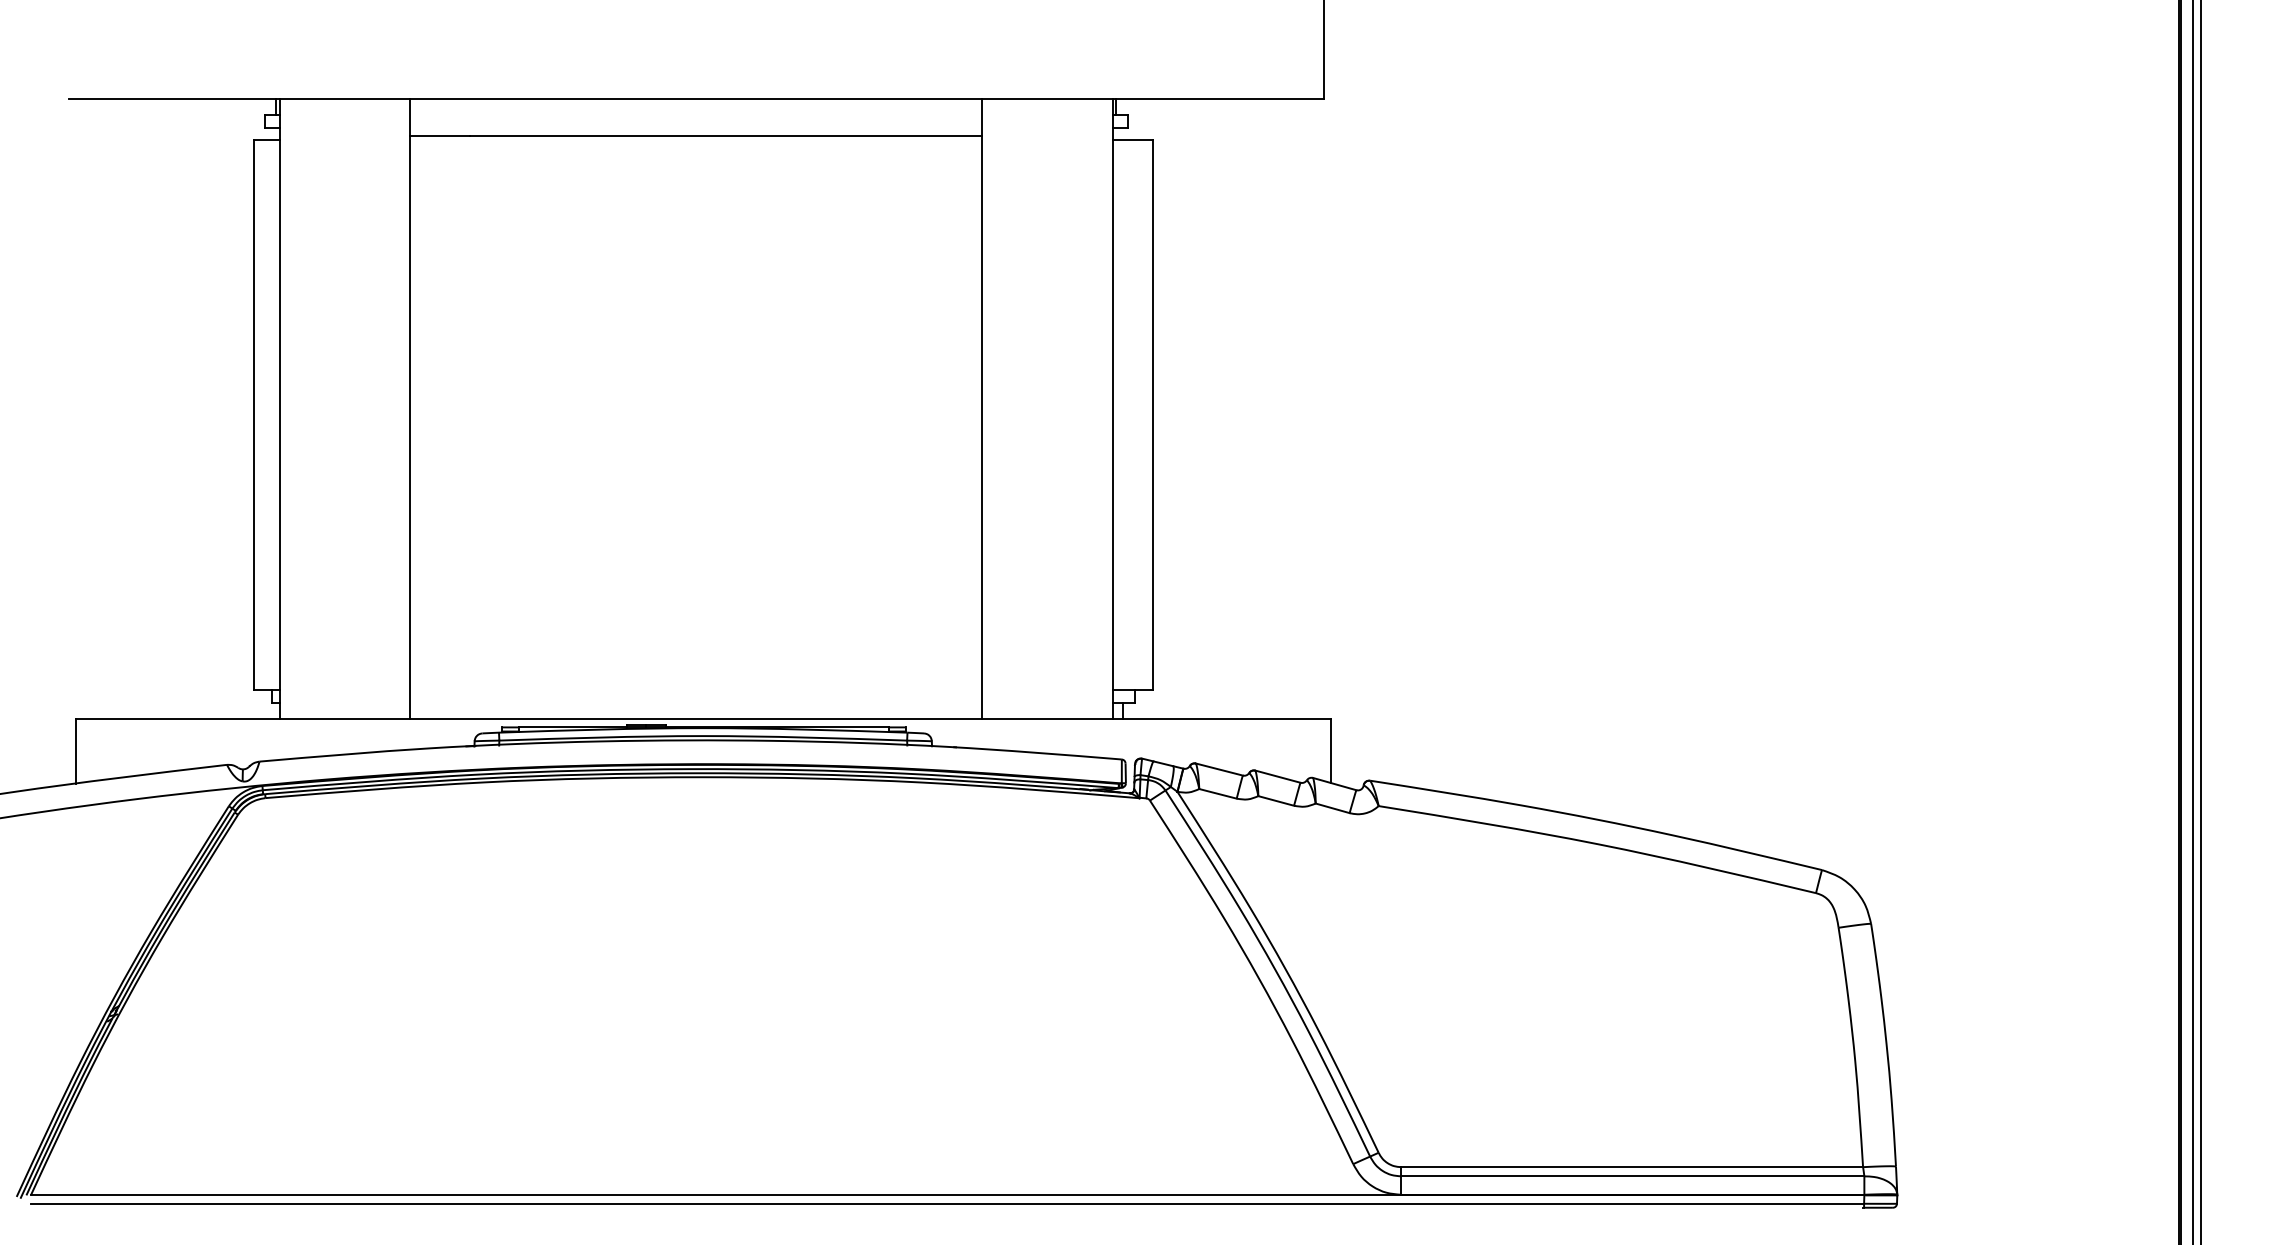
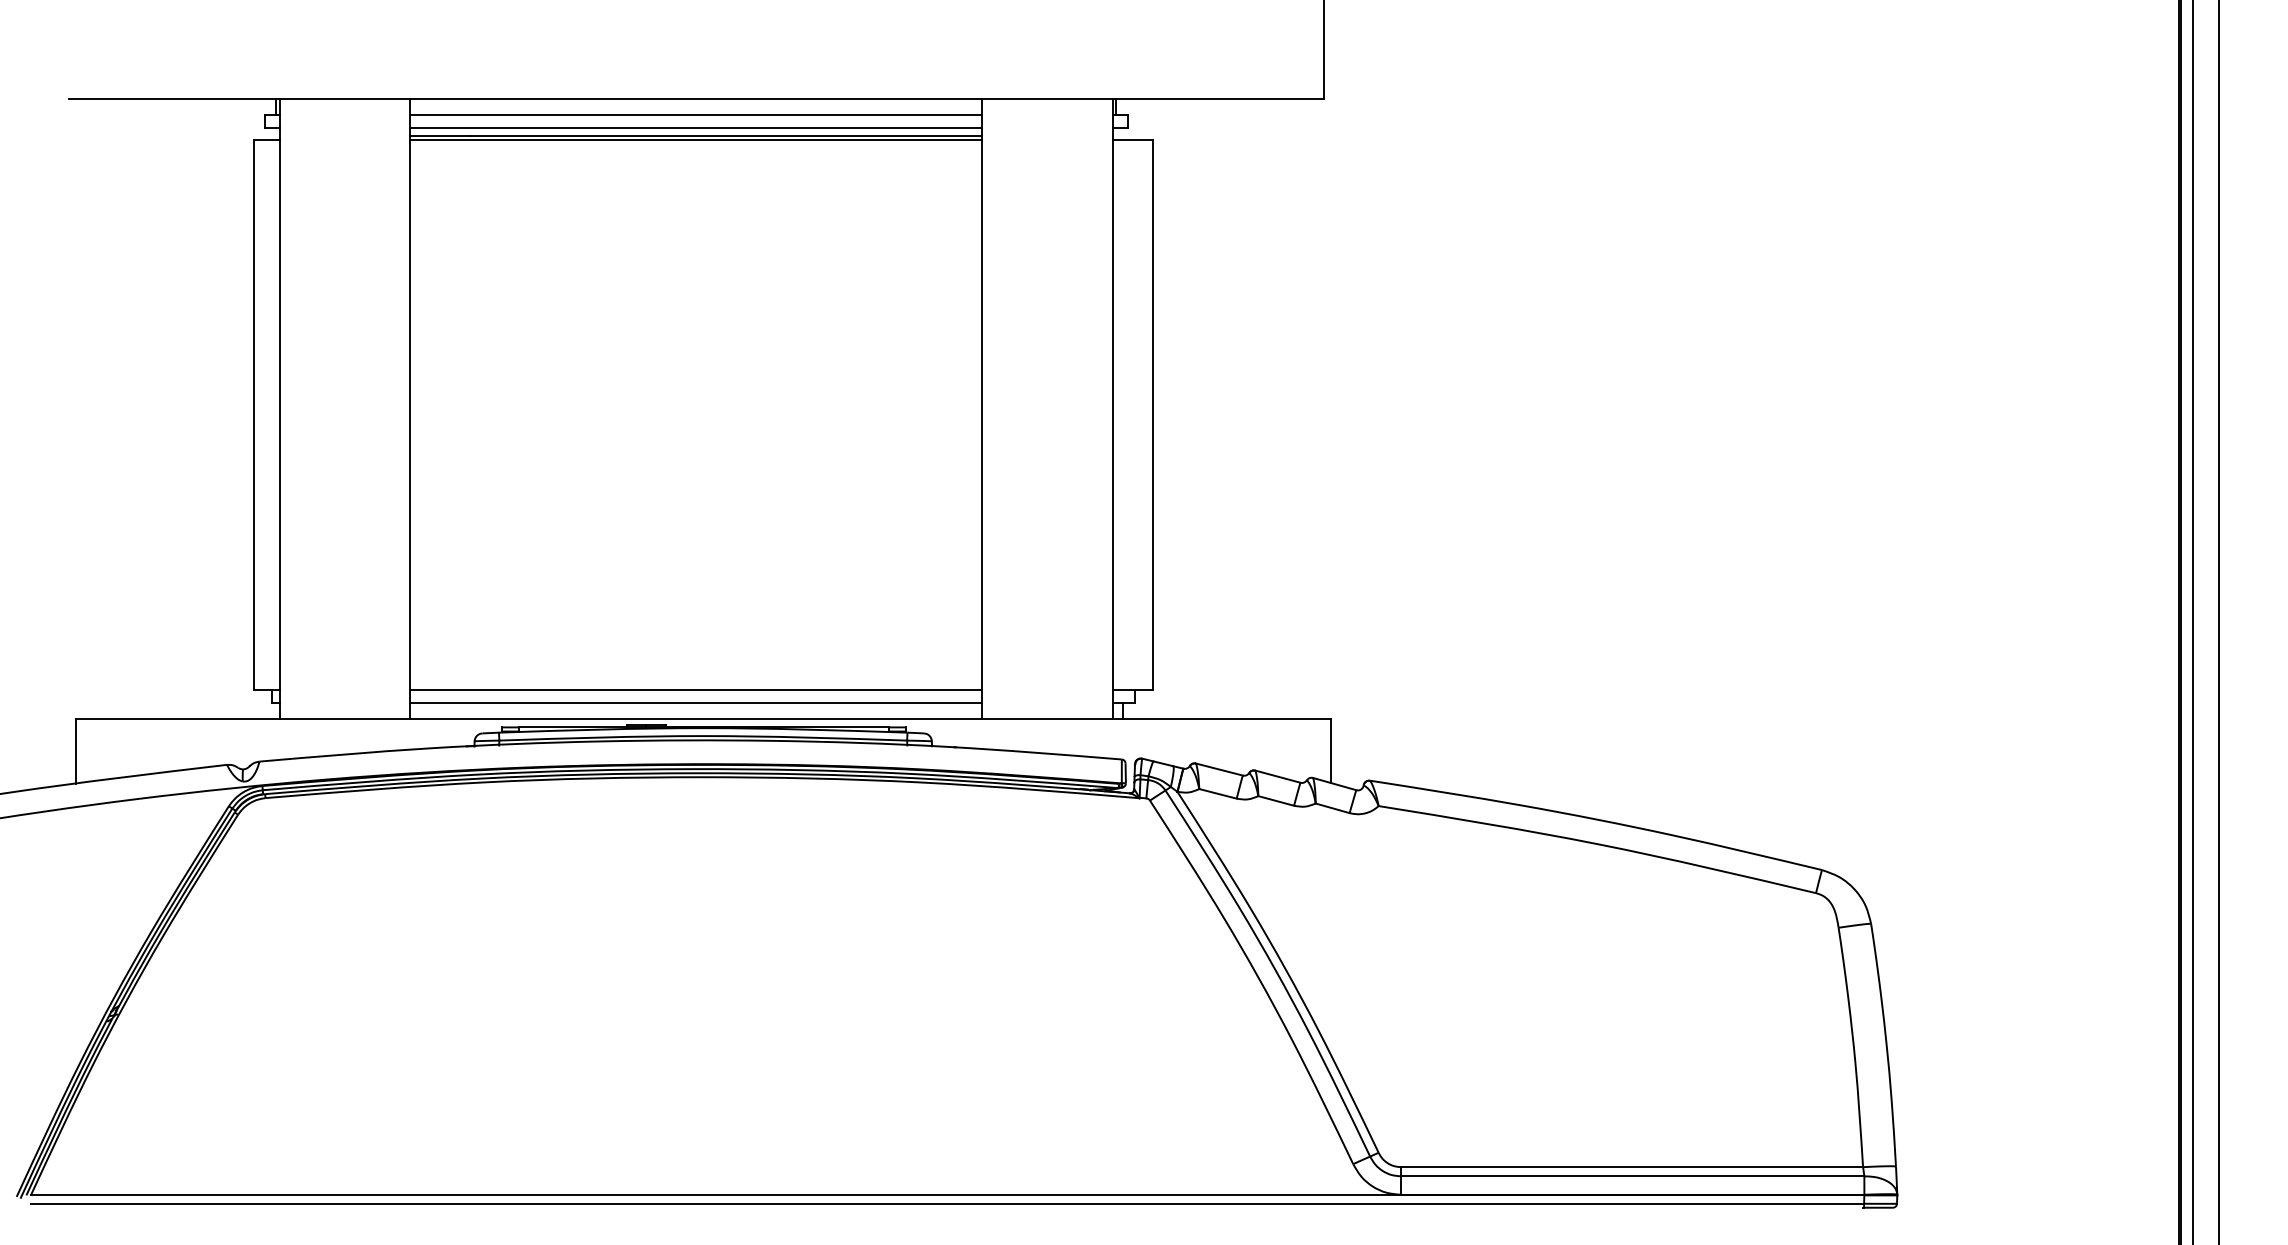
line: none -> present (696, 115)
line: none -> present (696, 128)
line: none -> present (696, 139)
line position: (2201, 621) -> (2219, 621) (2219, 621)
line: none -> present (696, 689)
line: none -> present (696, 702)
